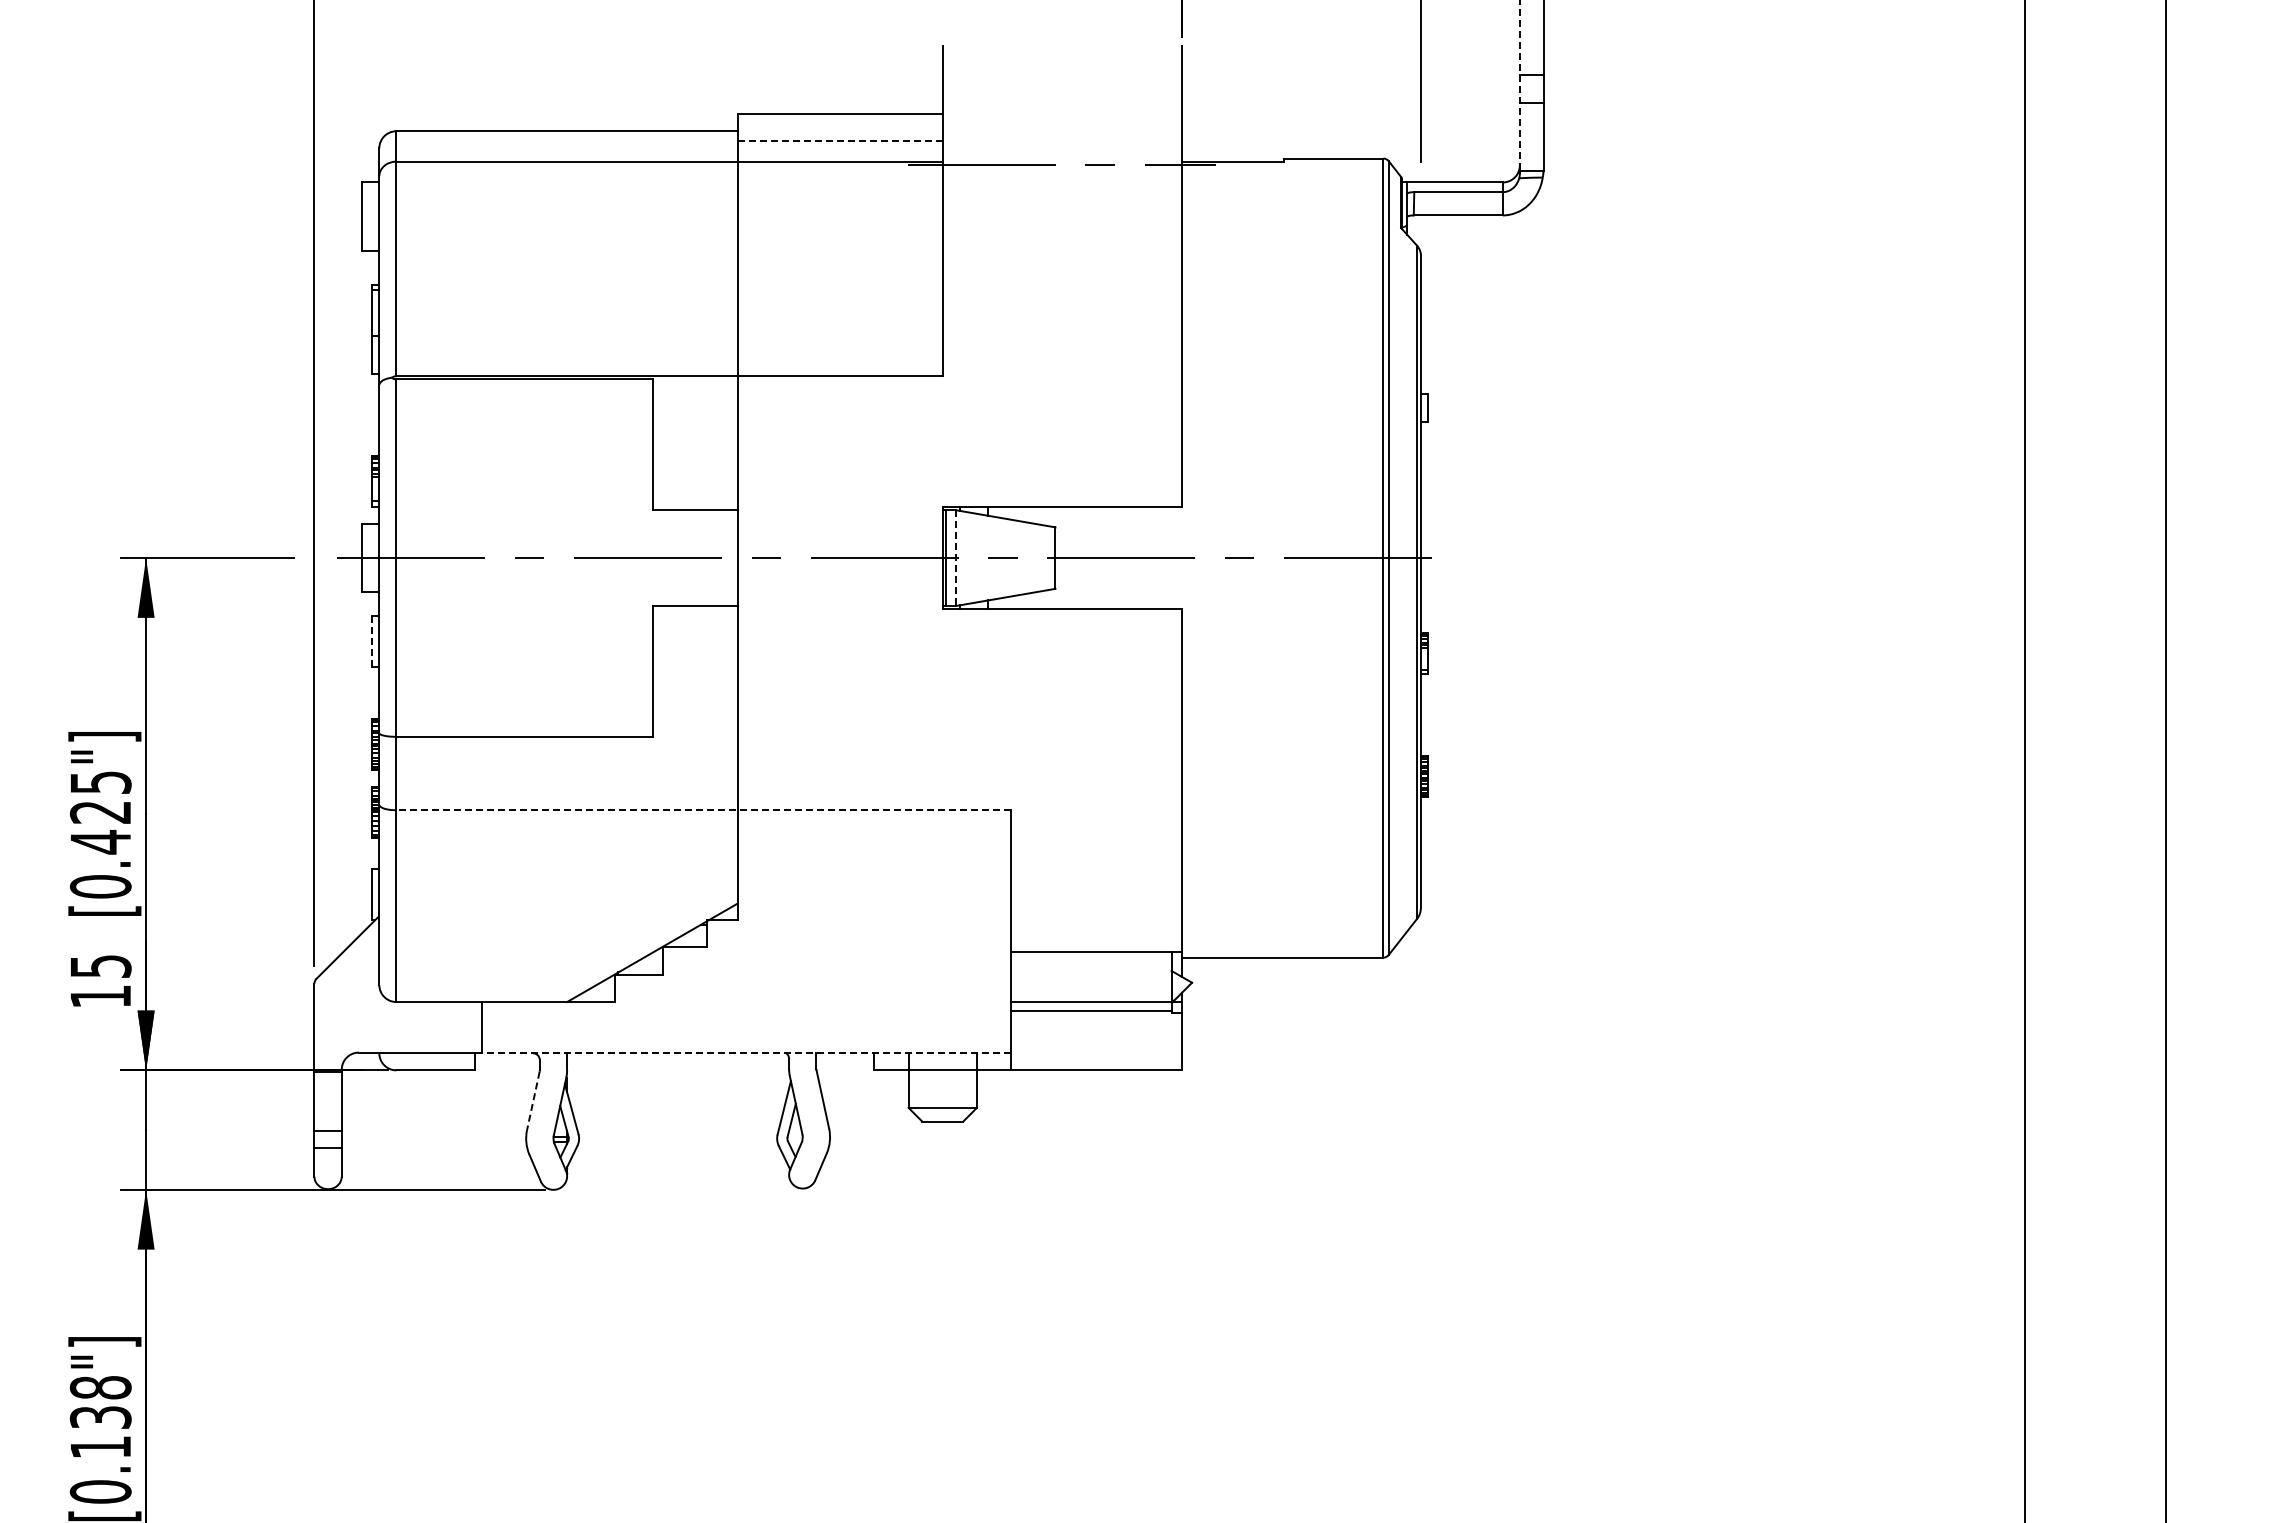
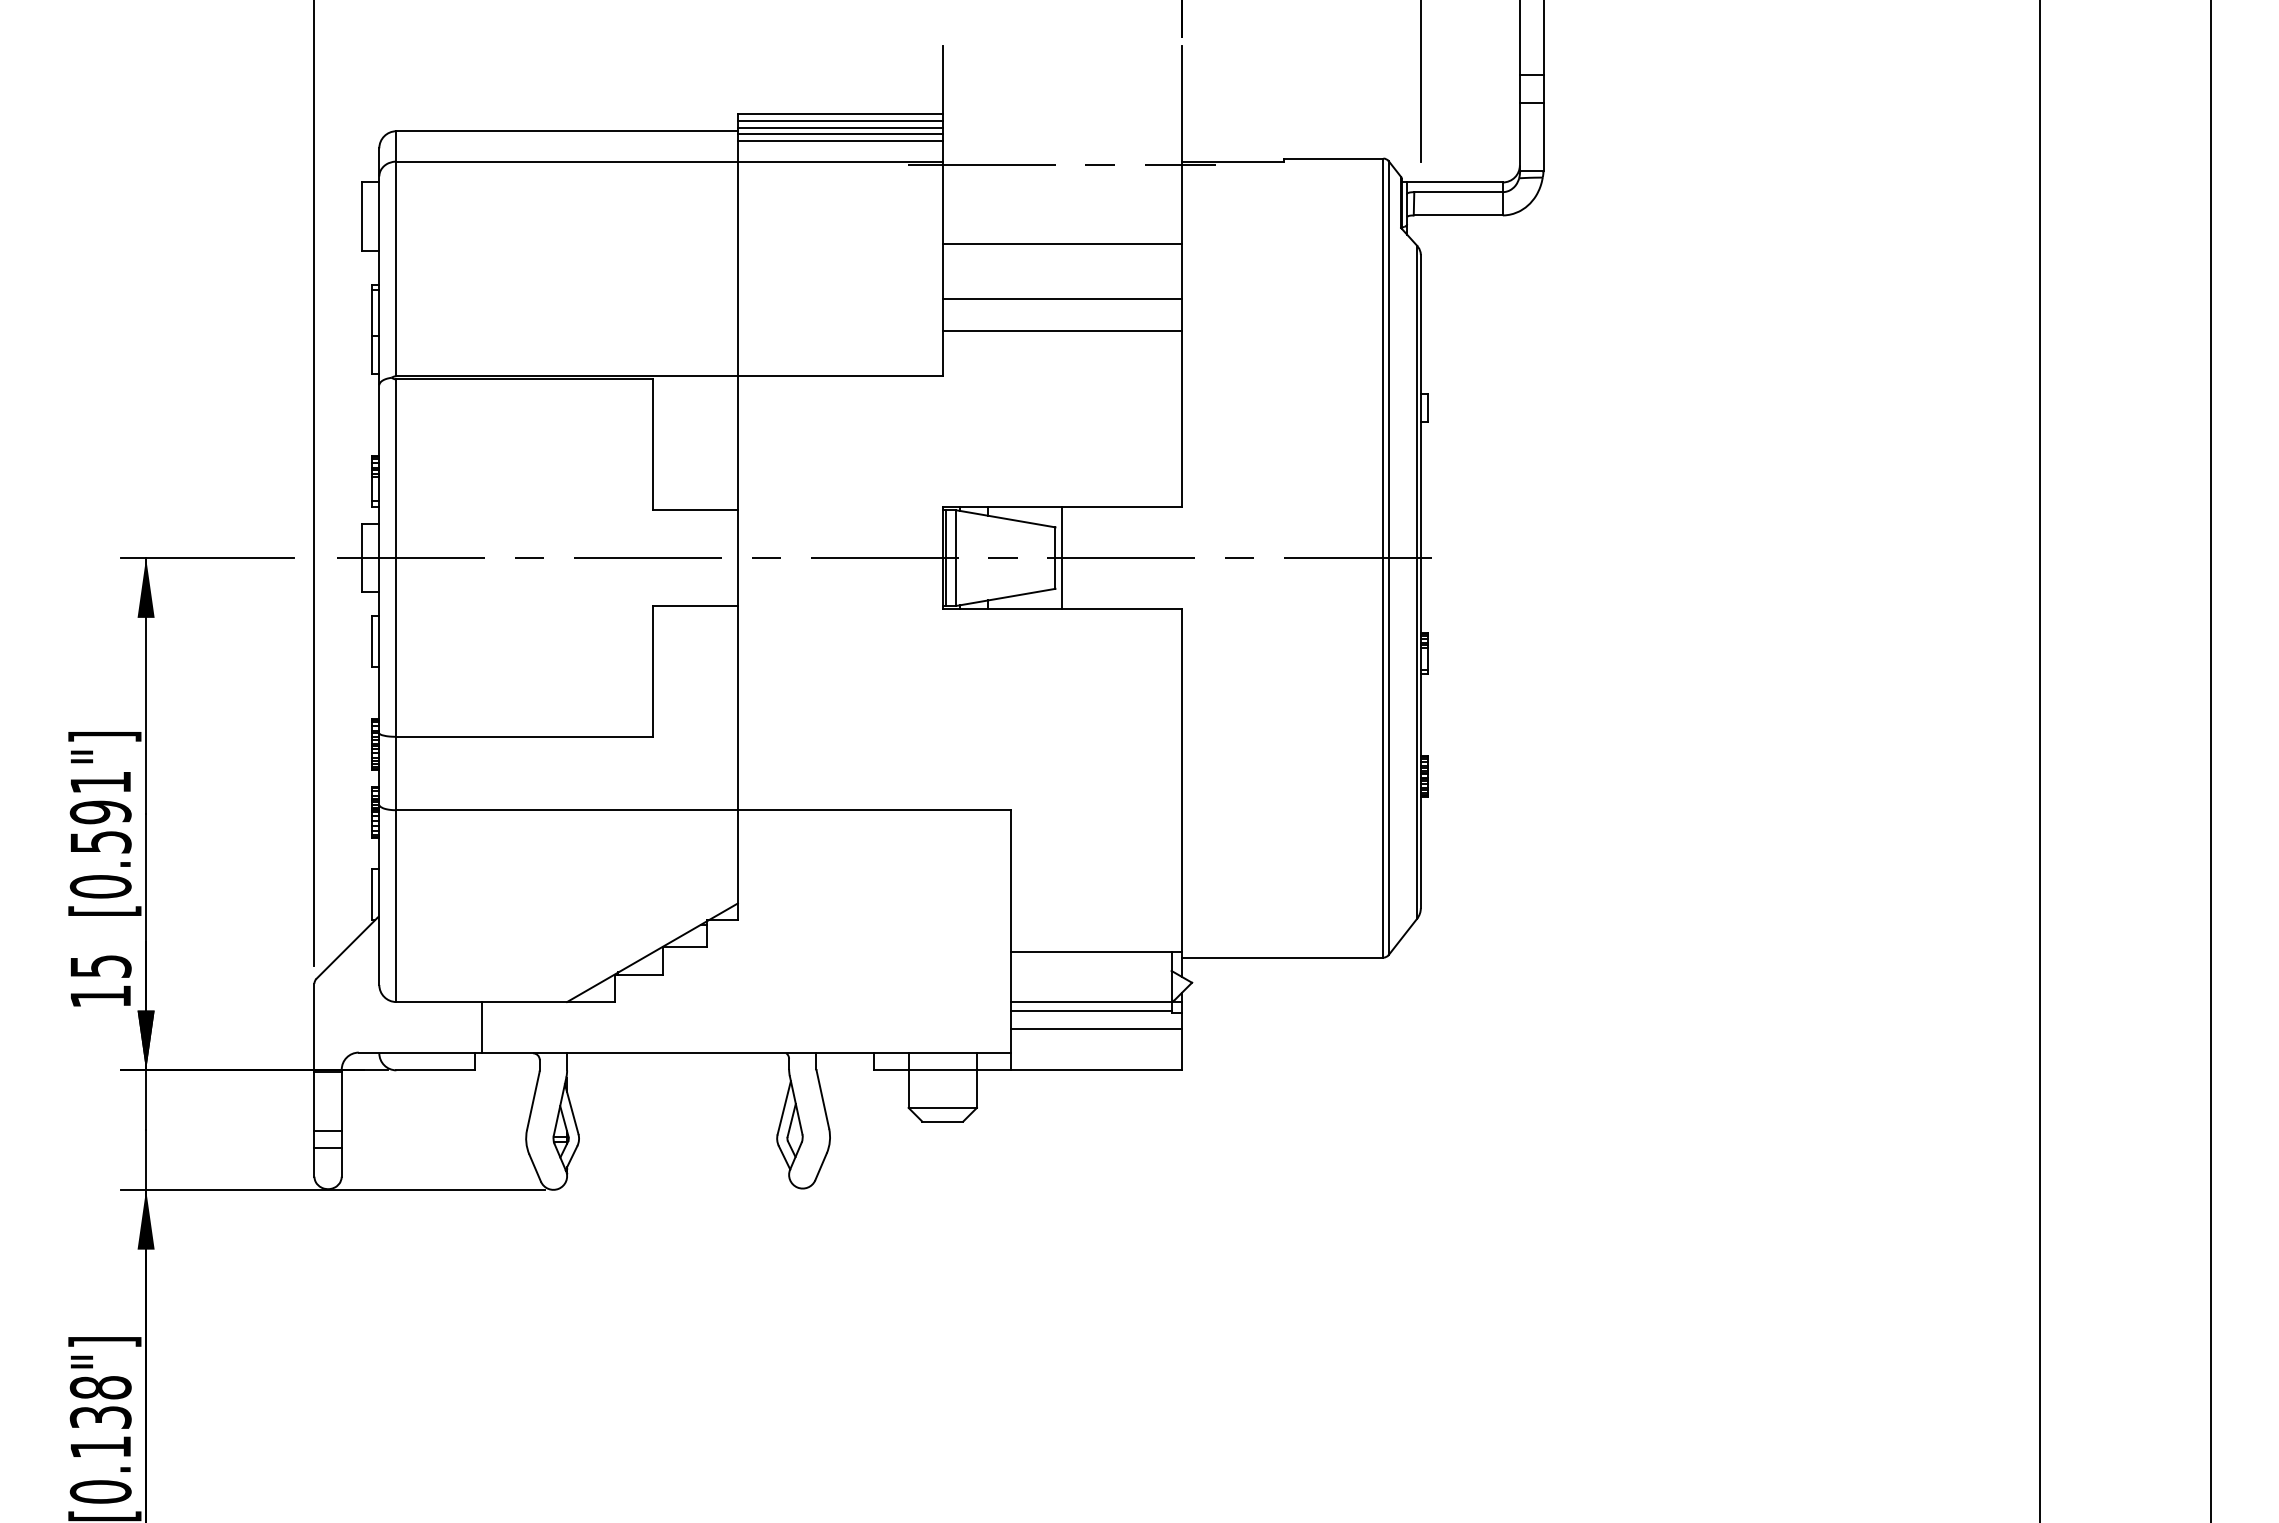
line: dashed -> solid (1519, 86)
line: none -> present (839, 121)
line: none -> present (839, 128)
line: none -> present (839, 134)
line: dashed -> solid (839, 141)
line: none -> present (1061, 243)
line: none -> present (1061, 298)
line: none -> present (1061, 330)
line: none -> present (1062, 557)
line: dashed -> solid (956, 558)
line: dashed -> solid (372, 641)
line position: (2024, 760) -> (2039, 760) (2039, 760)
line position: (2165, 760) -> (2210, 760) (2210, 760)
line: dashed -> solid (703, 810)
text: [0.425"] -> [0.591"] (100, 812)
line: none -> present (1096, 1029)
line: dashed -> solid (746, 1053)
line: dashed -> solid (533, 1100)
